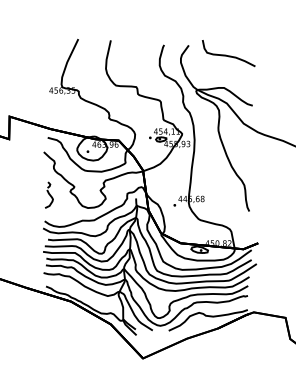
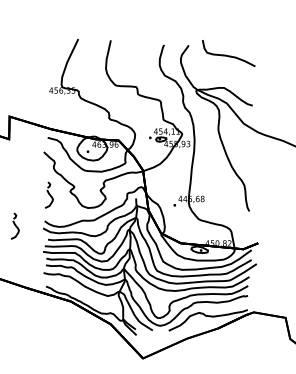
part: none -> present (15, 225)
